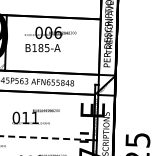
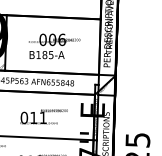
text position: (50, 39) -> (54, 46) (54, 46)
text position: (35, 116) -> (43, 116) (43, 116)
line: dashed -> solid (46, 138)
